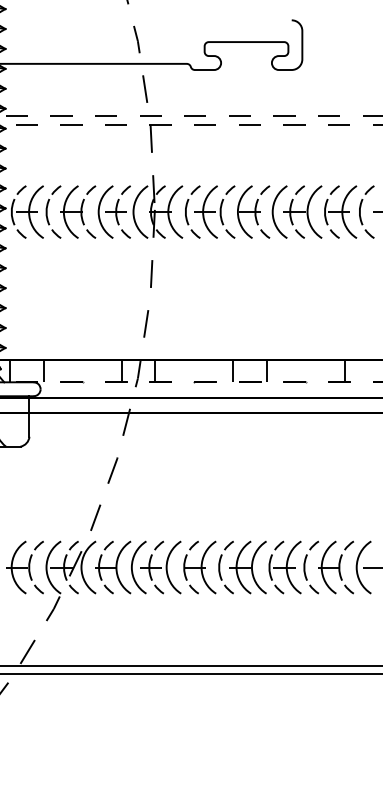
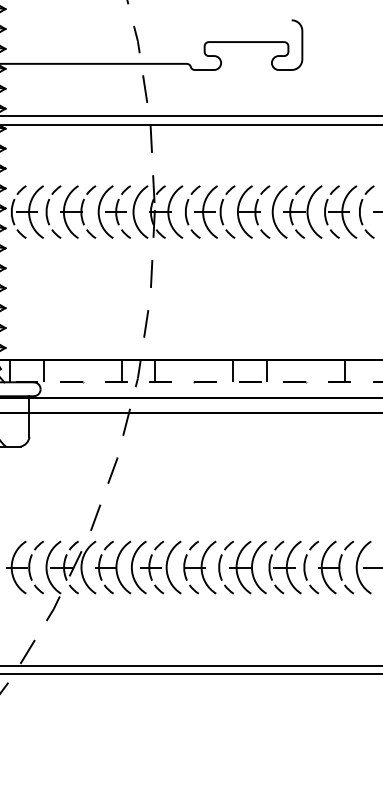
line: dashed -> solid (191, 116)
line: dashed -> solid (191, 124)
